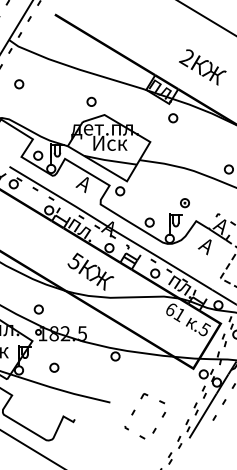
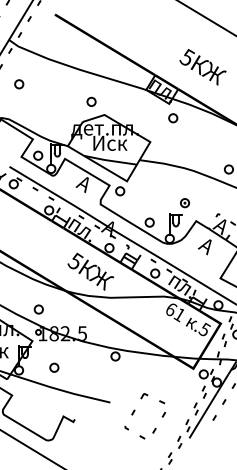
text: 2 -> 5 (186, 58)
line: dashed -> solid (226, 268)
